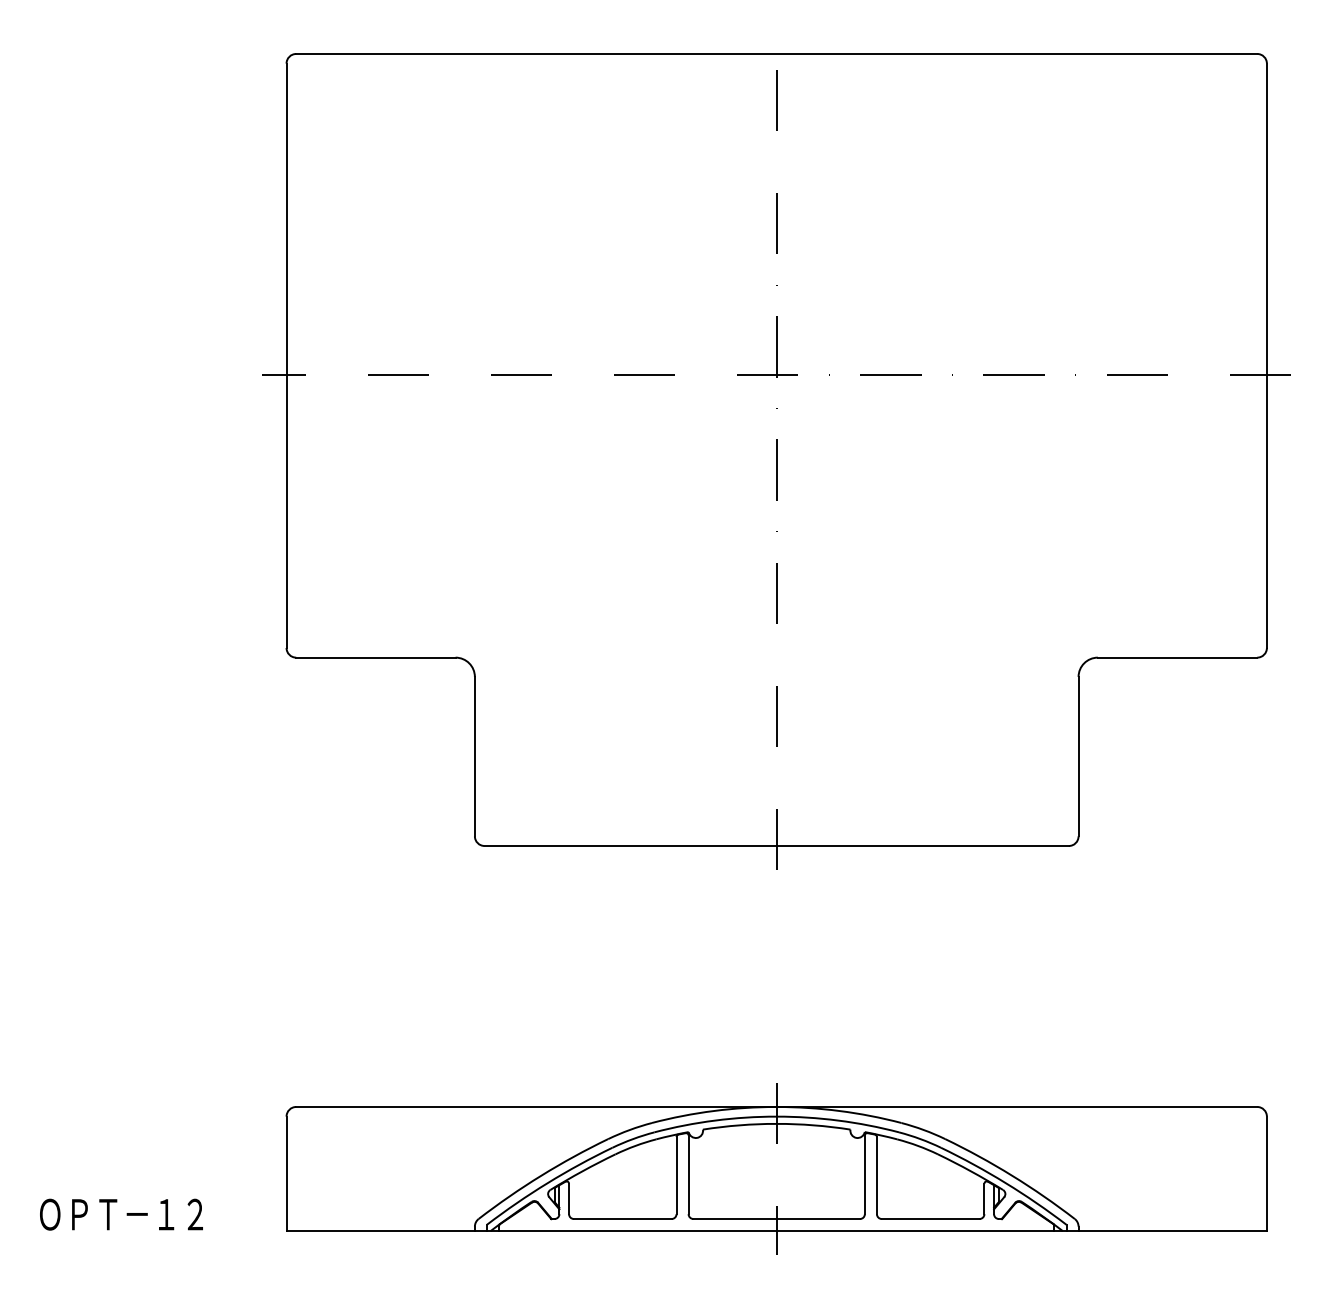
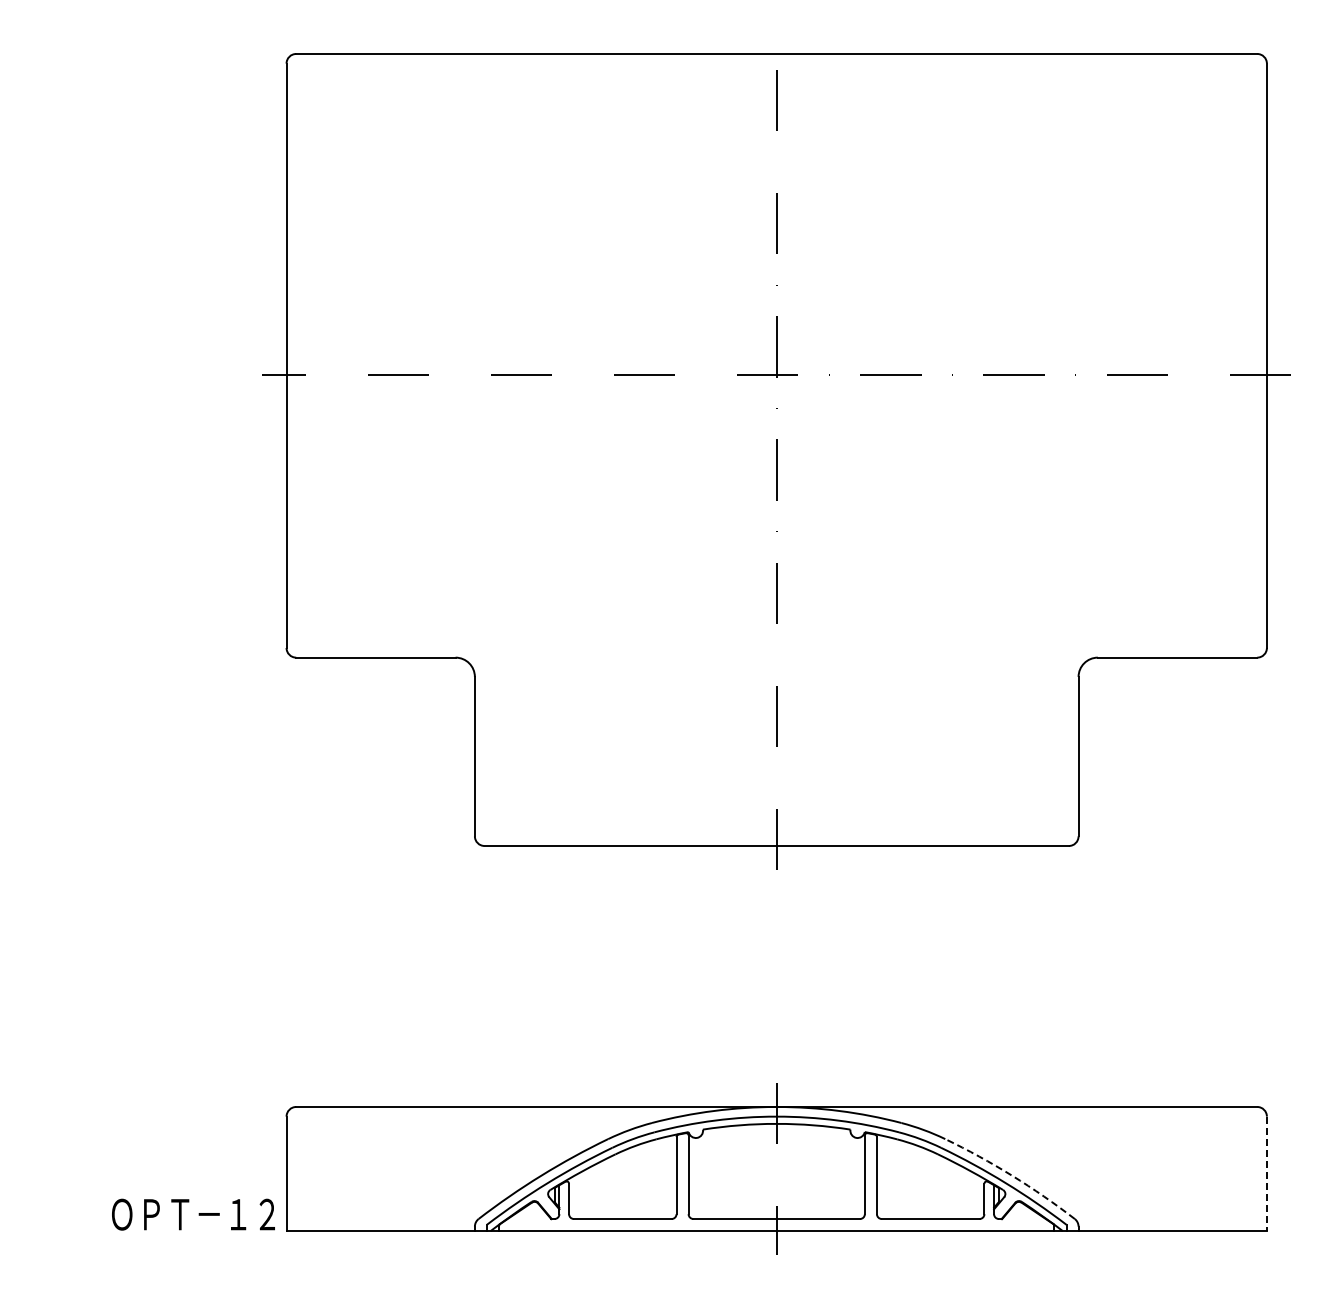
line: solid -> dashed (1266, 1174)
arc: solid -> dashed (1012, 1175)
text position: (121, 1214) -> (193, 1214) (193, 1214)
